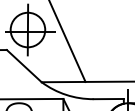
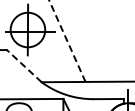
line: solid -> dashed (67, 41)
line: solid -> dashed (24, 66)
